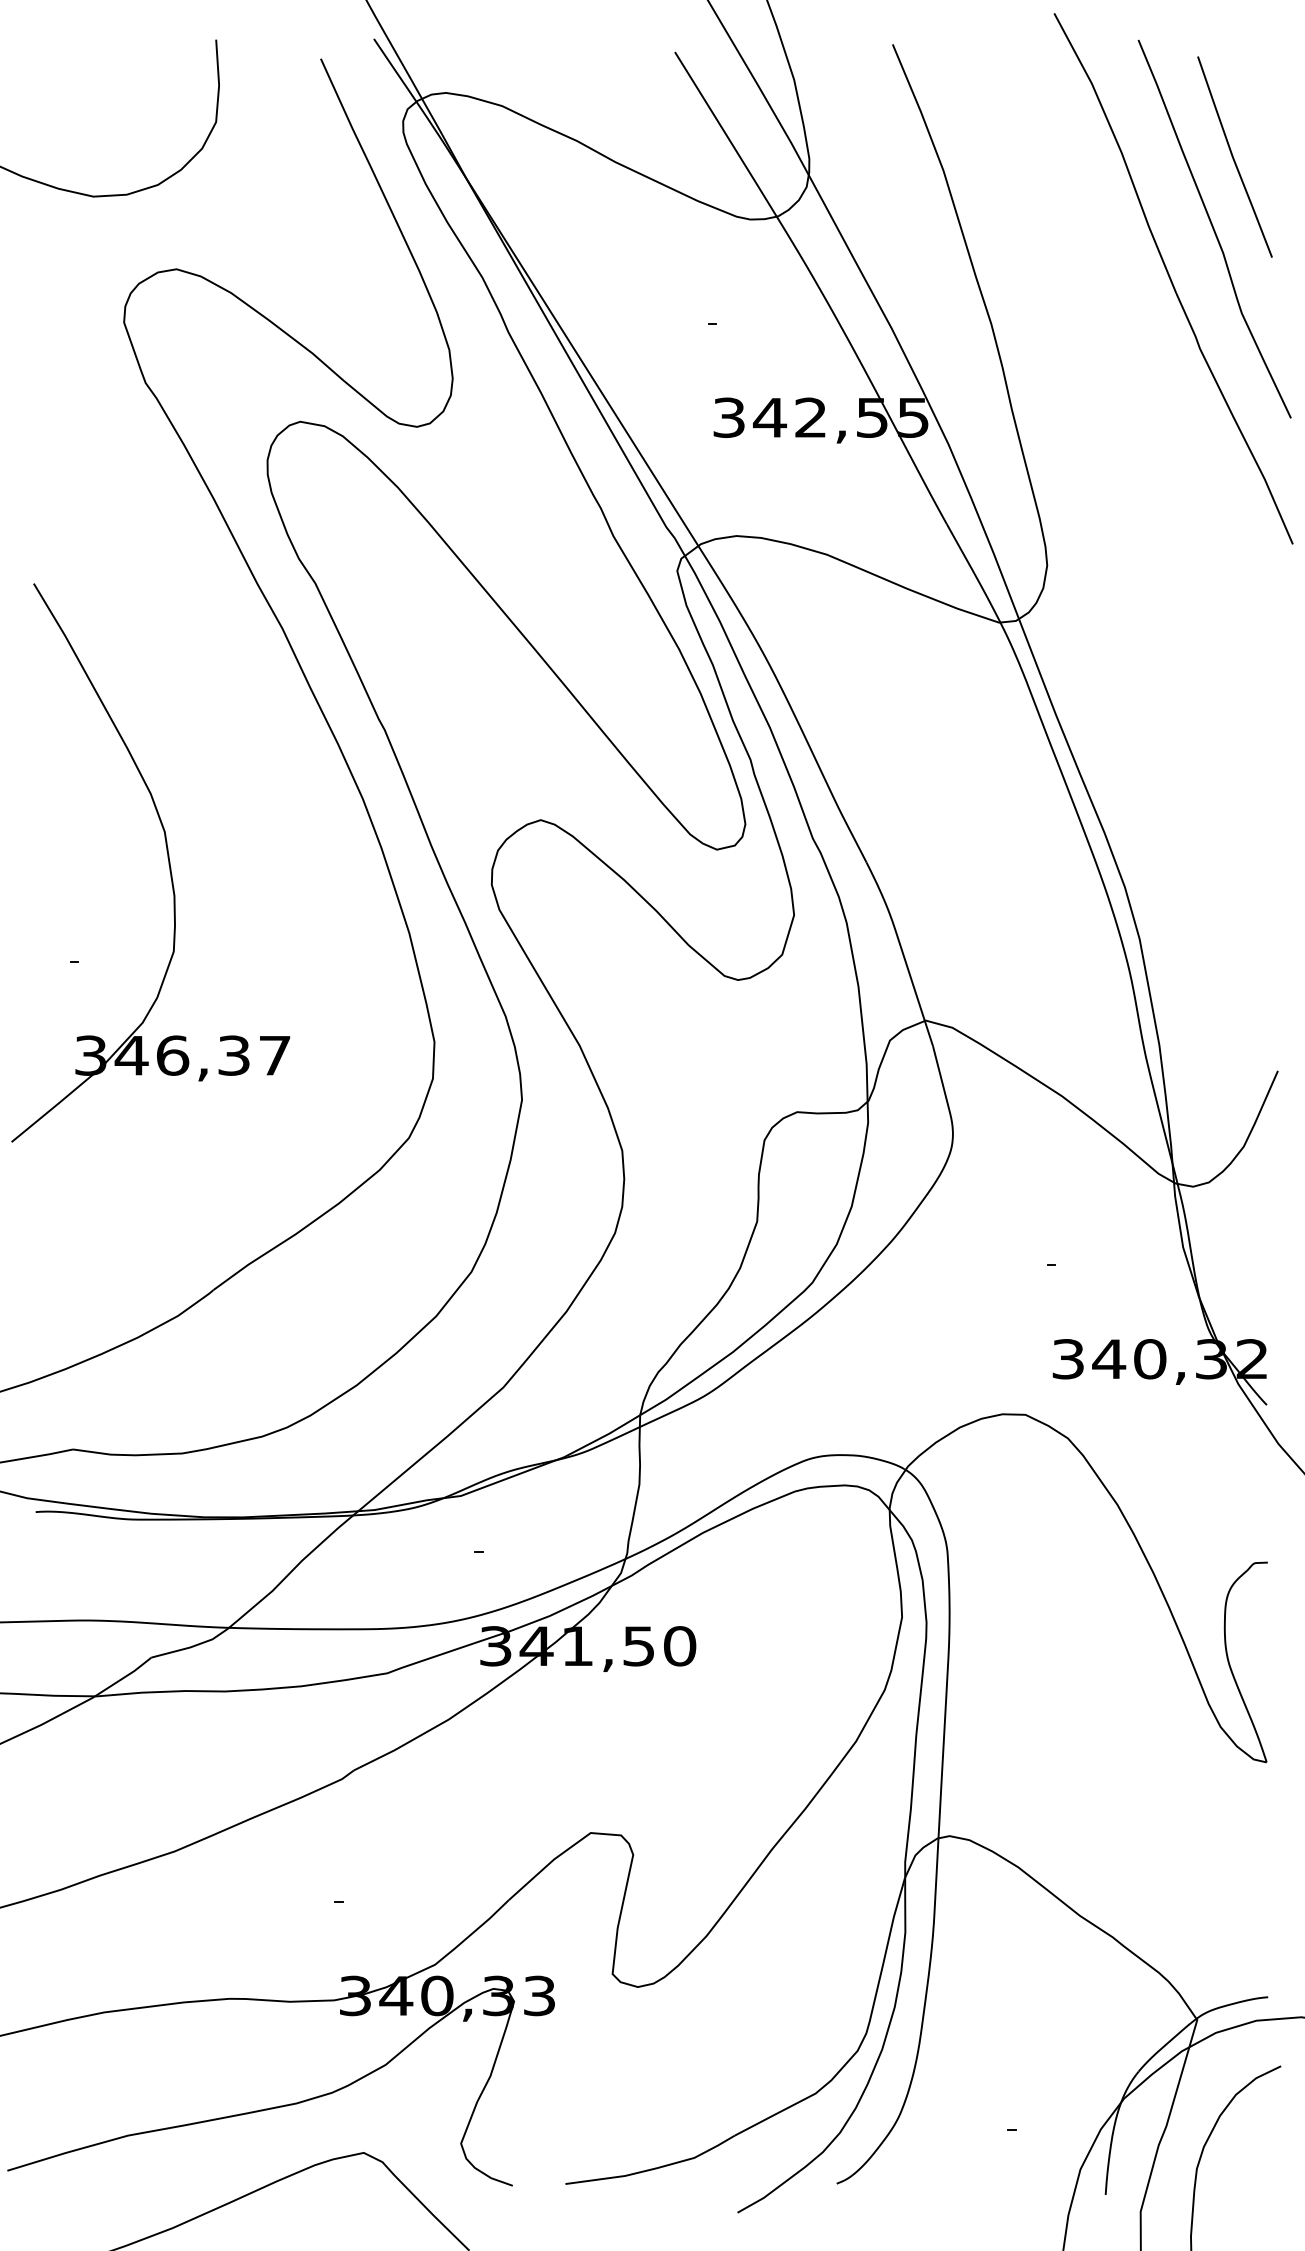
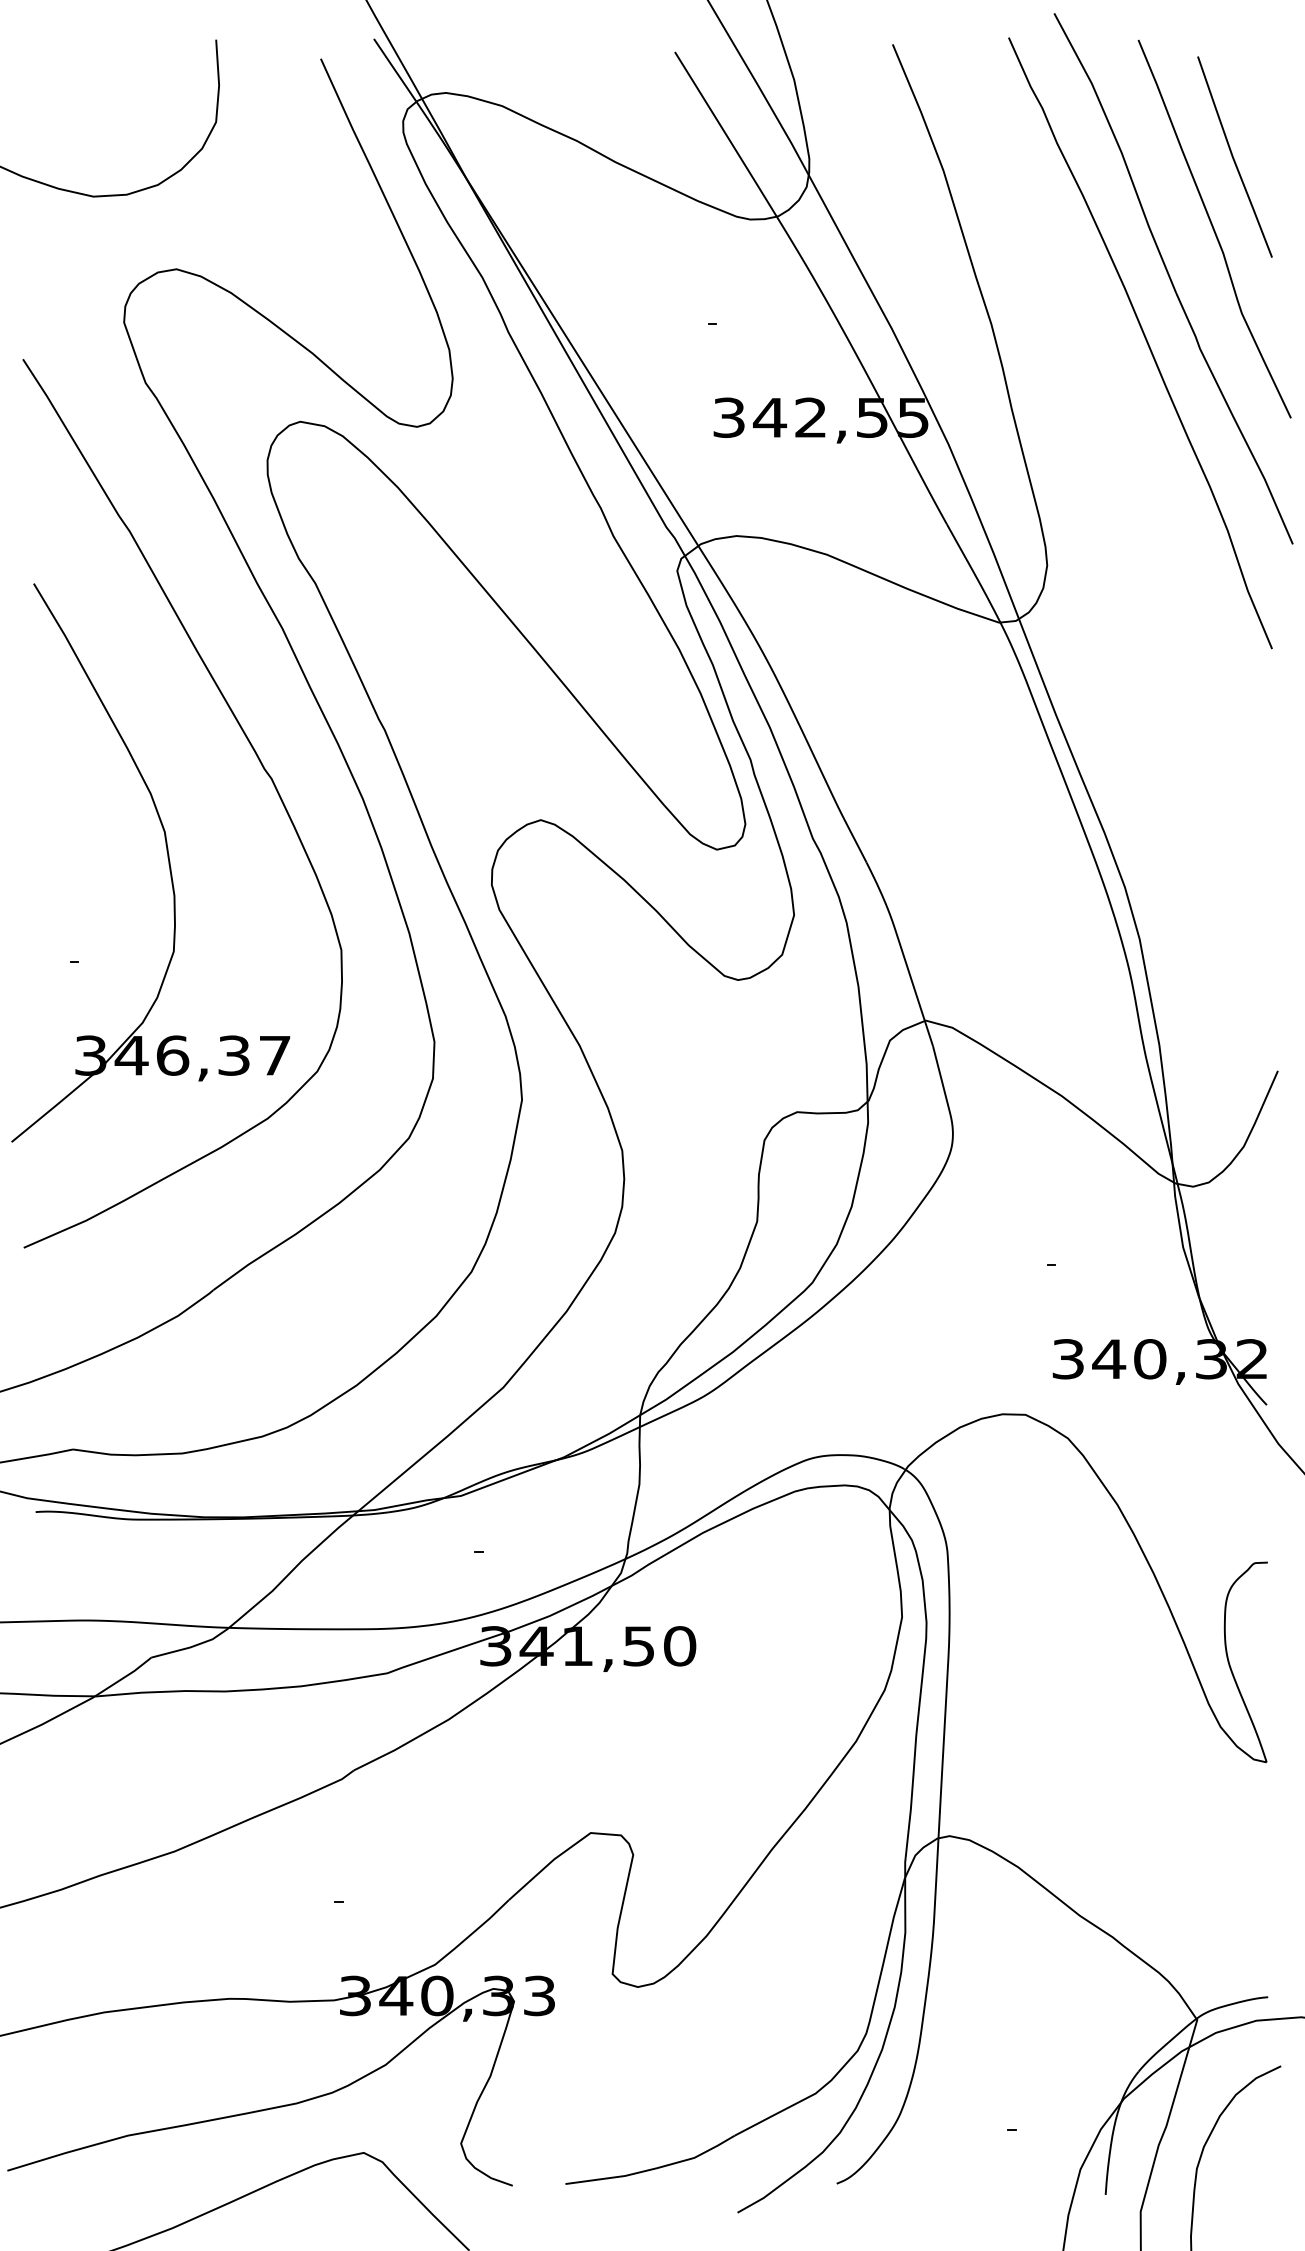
curve: none -> present (1145, 340)
curve: none -> present (259, 762)
